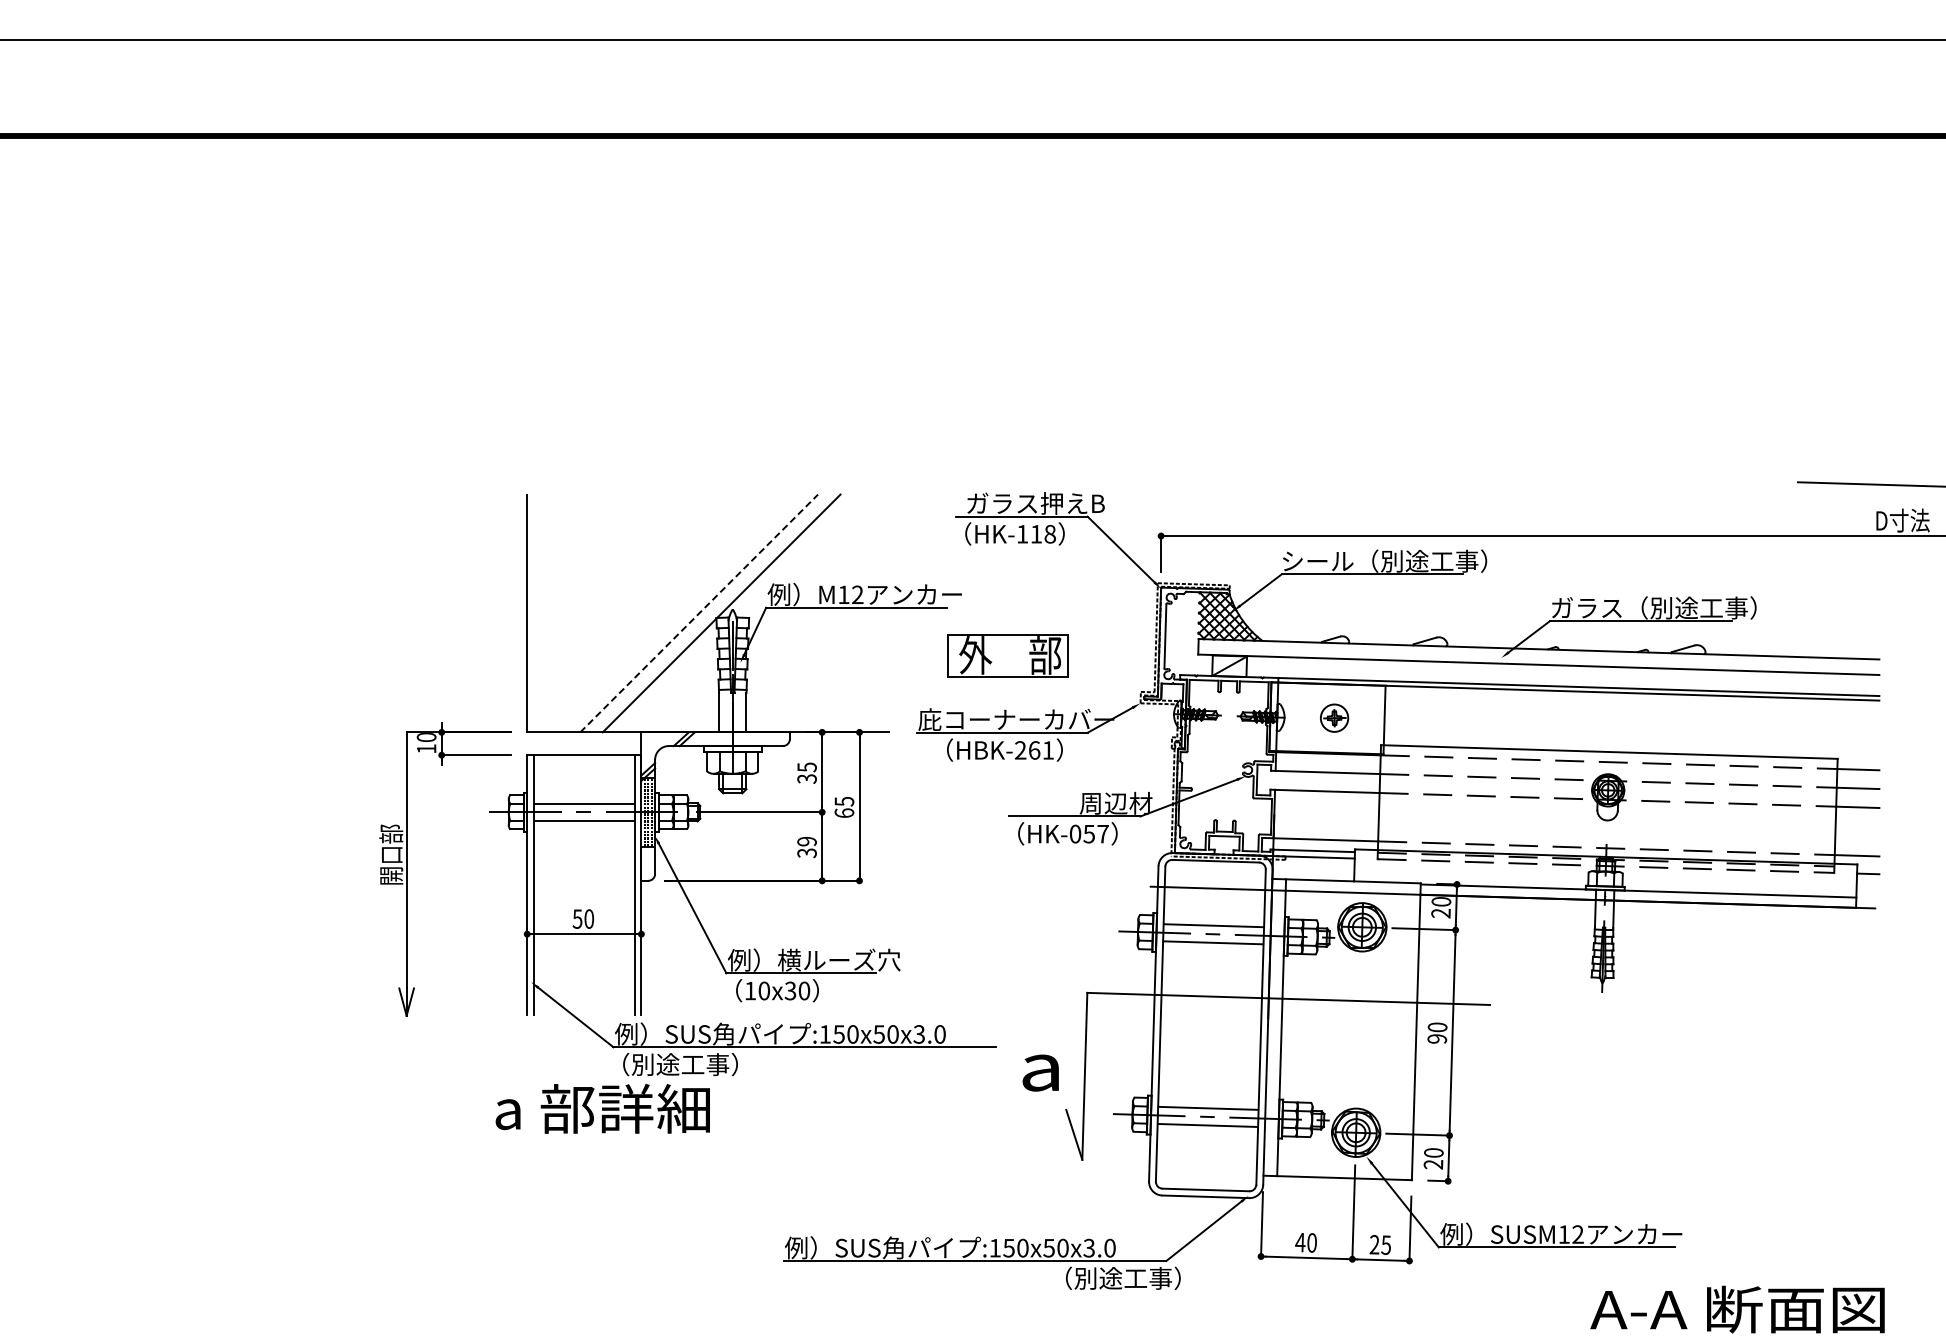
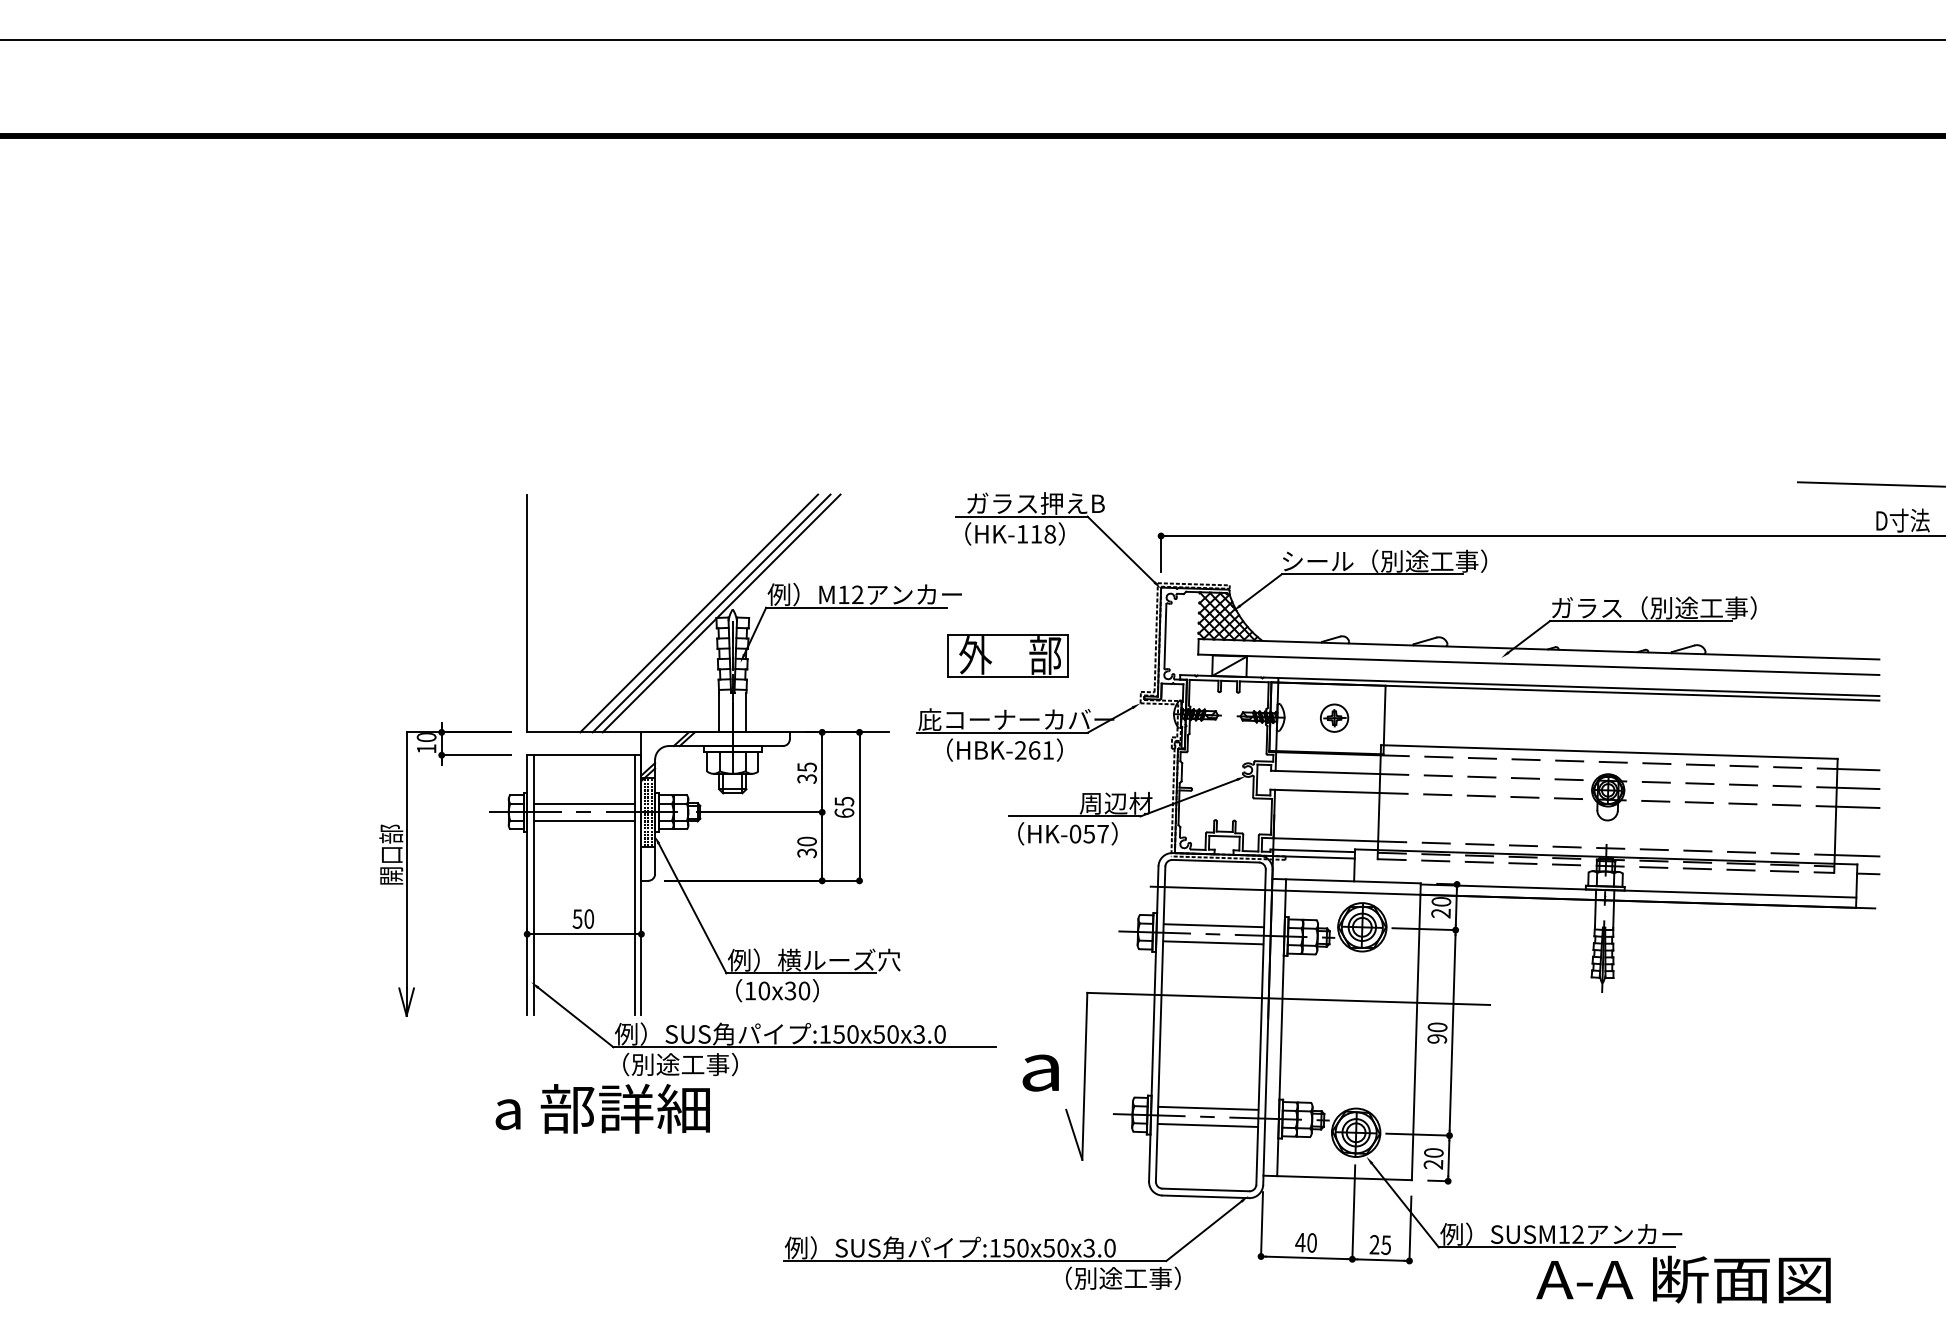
line: dashed -> solid (699, 613)
line: none -> present (711, 613)
text: 39 -> 30 (806, 841)
text position: (1737, 1309) -> (1683, 1279) (1683, 1279)
